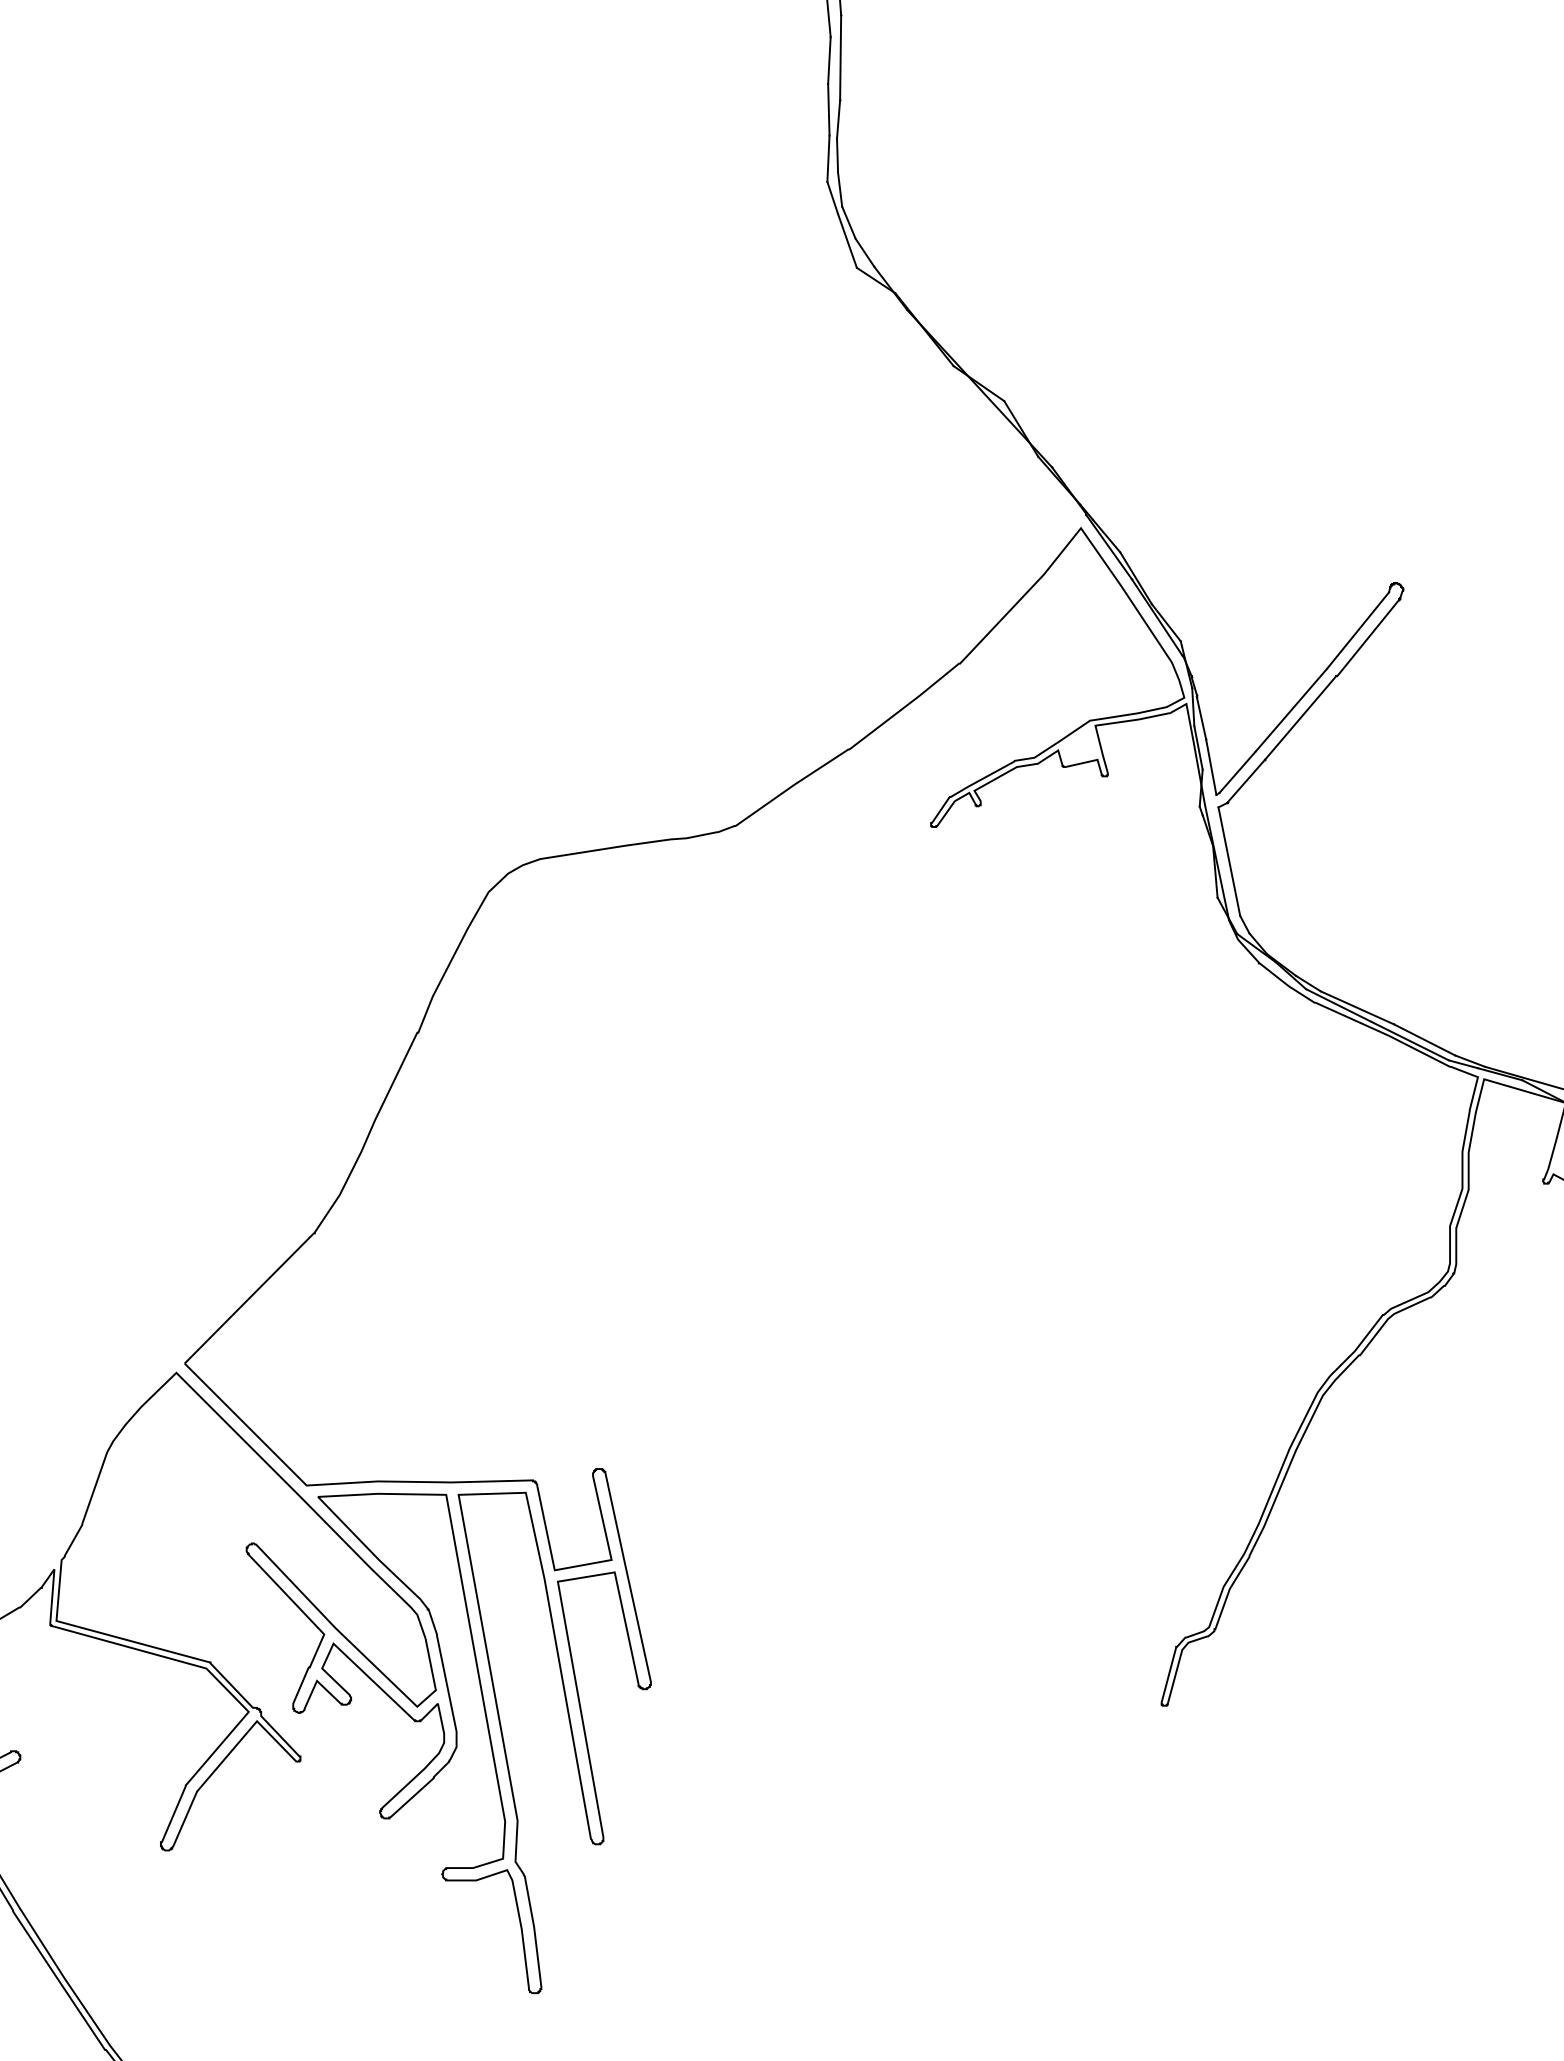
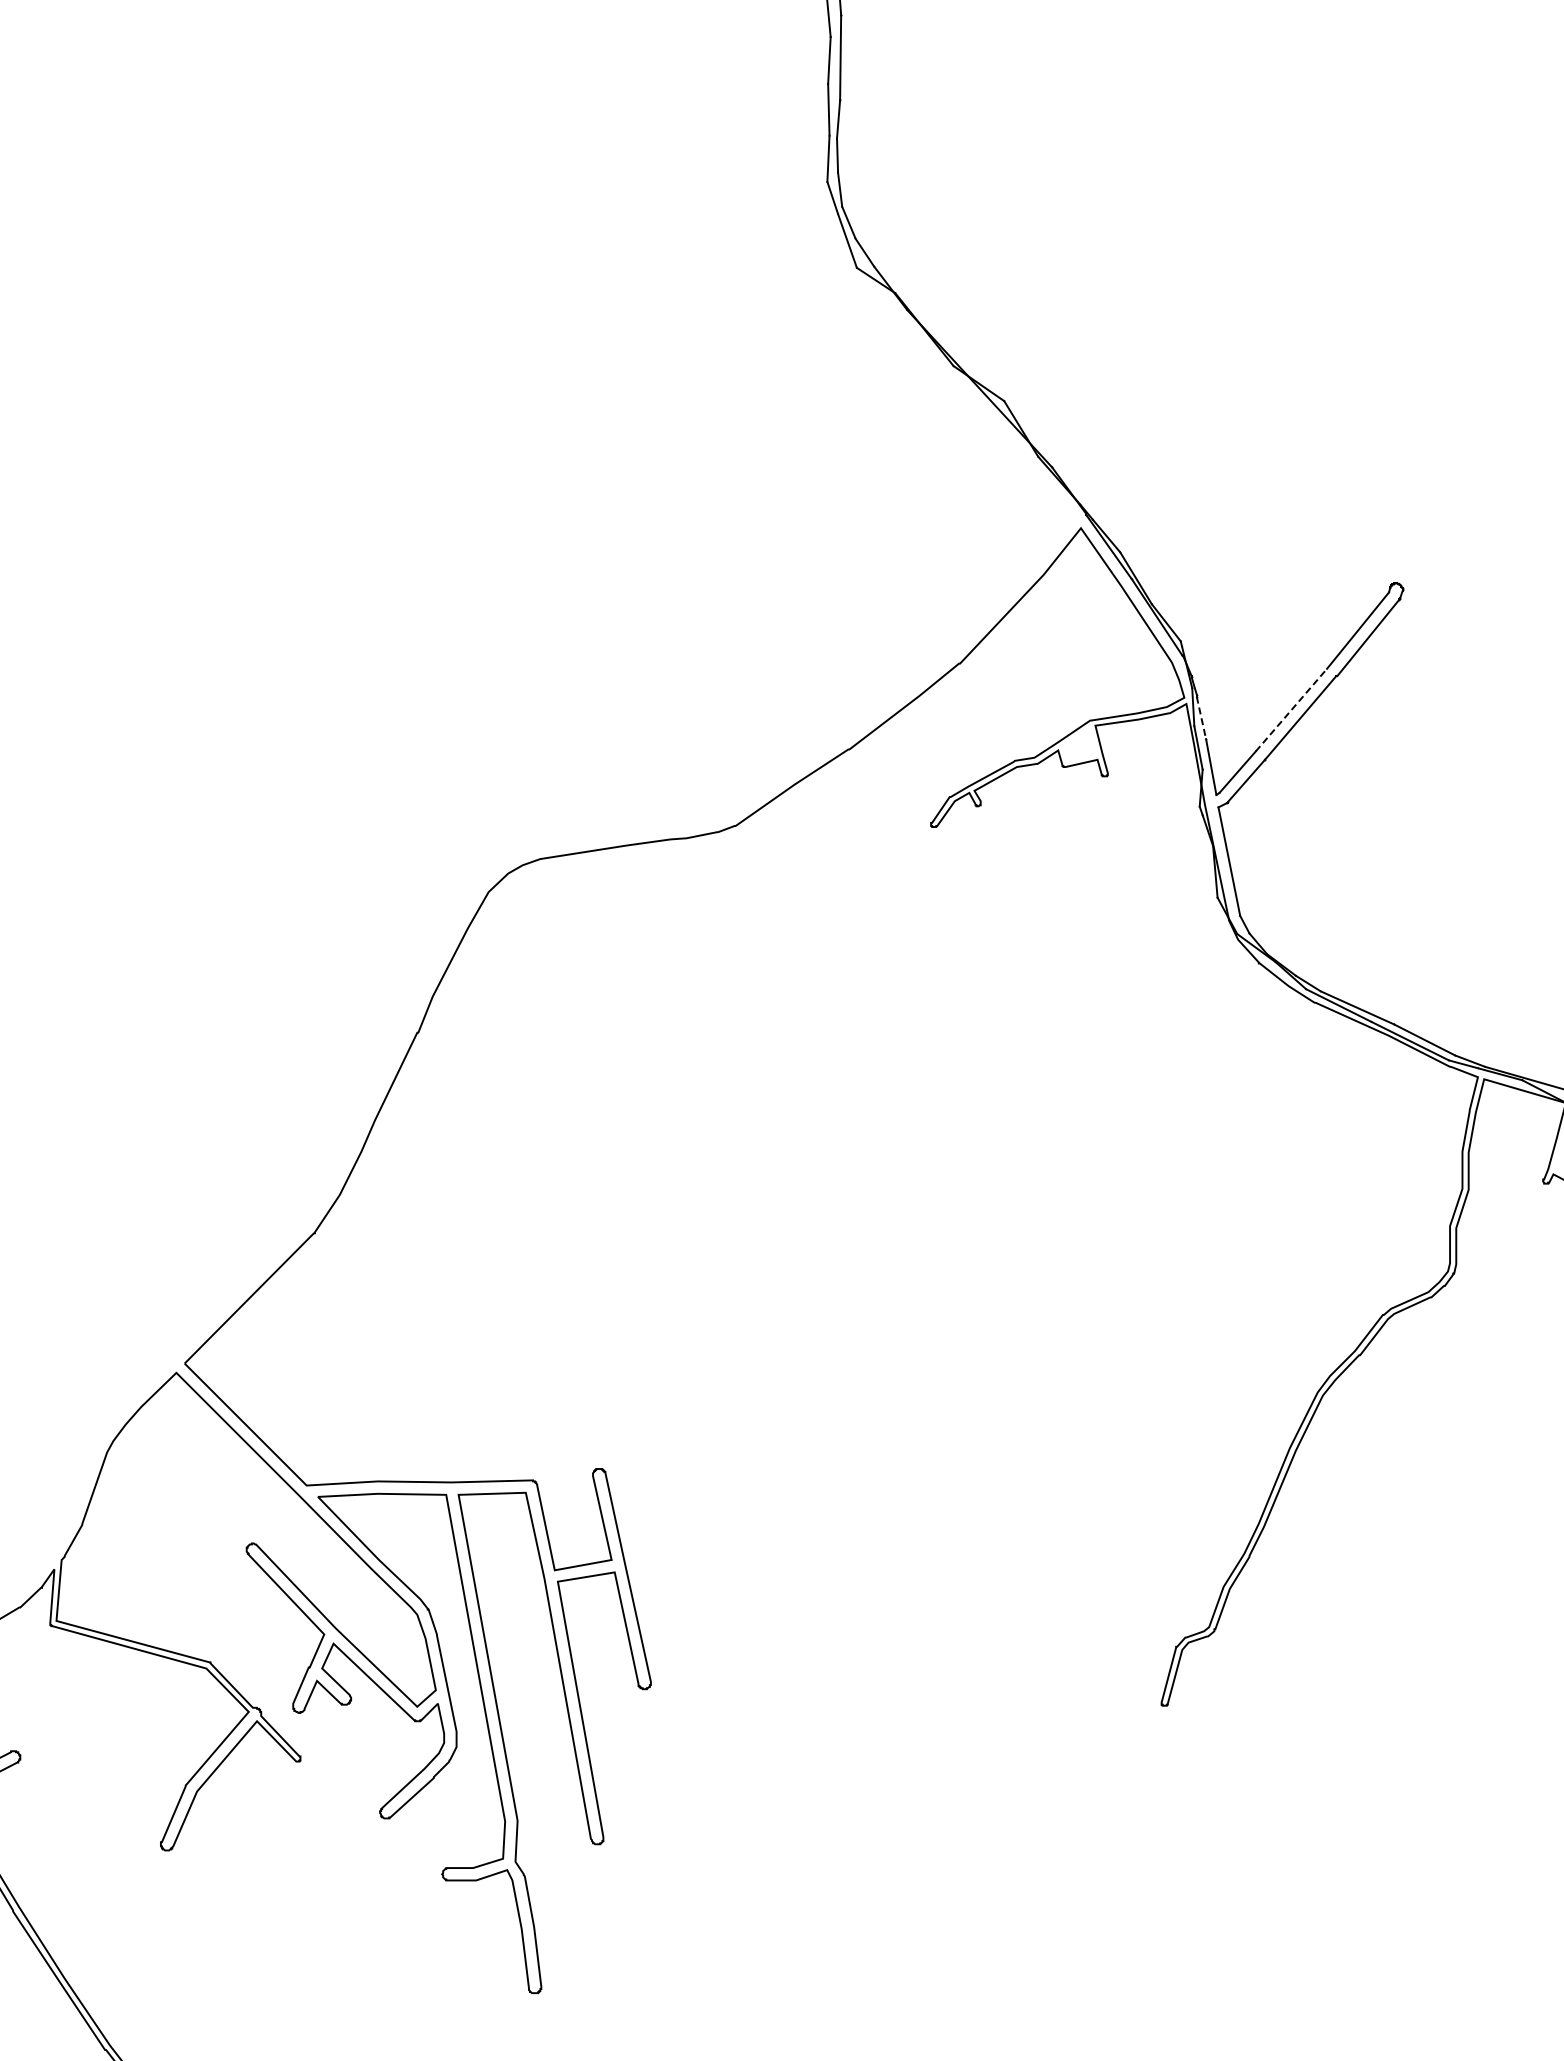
line: solid -> dashed (1291, 710)
line: solid -> dashed (1201, 717)
